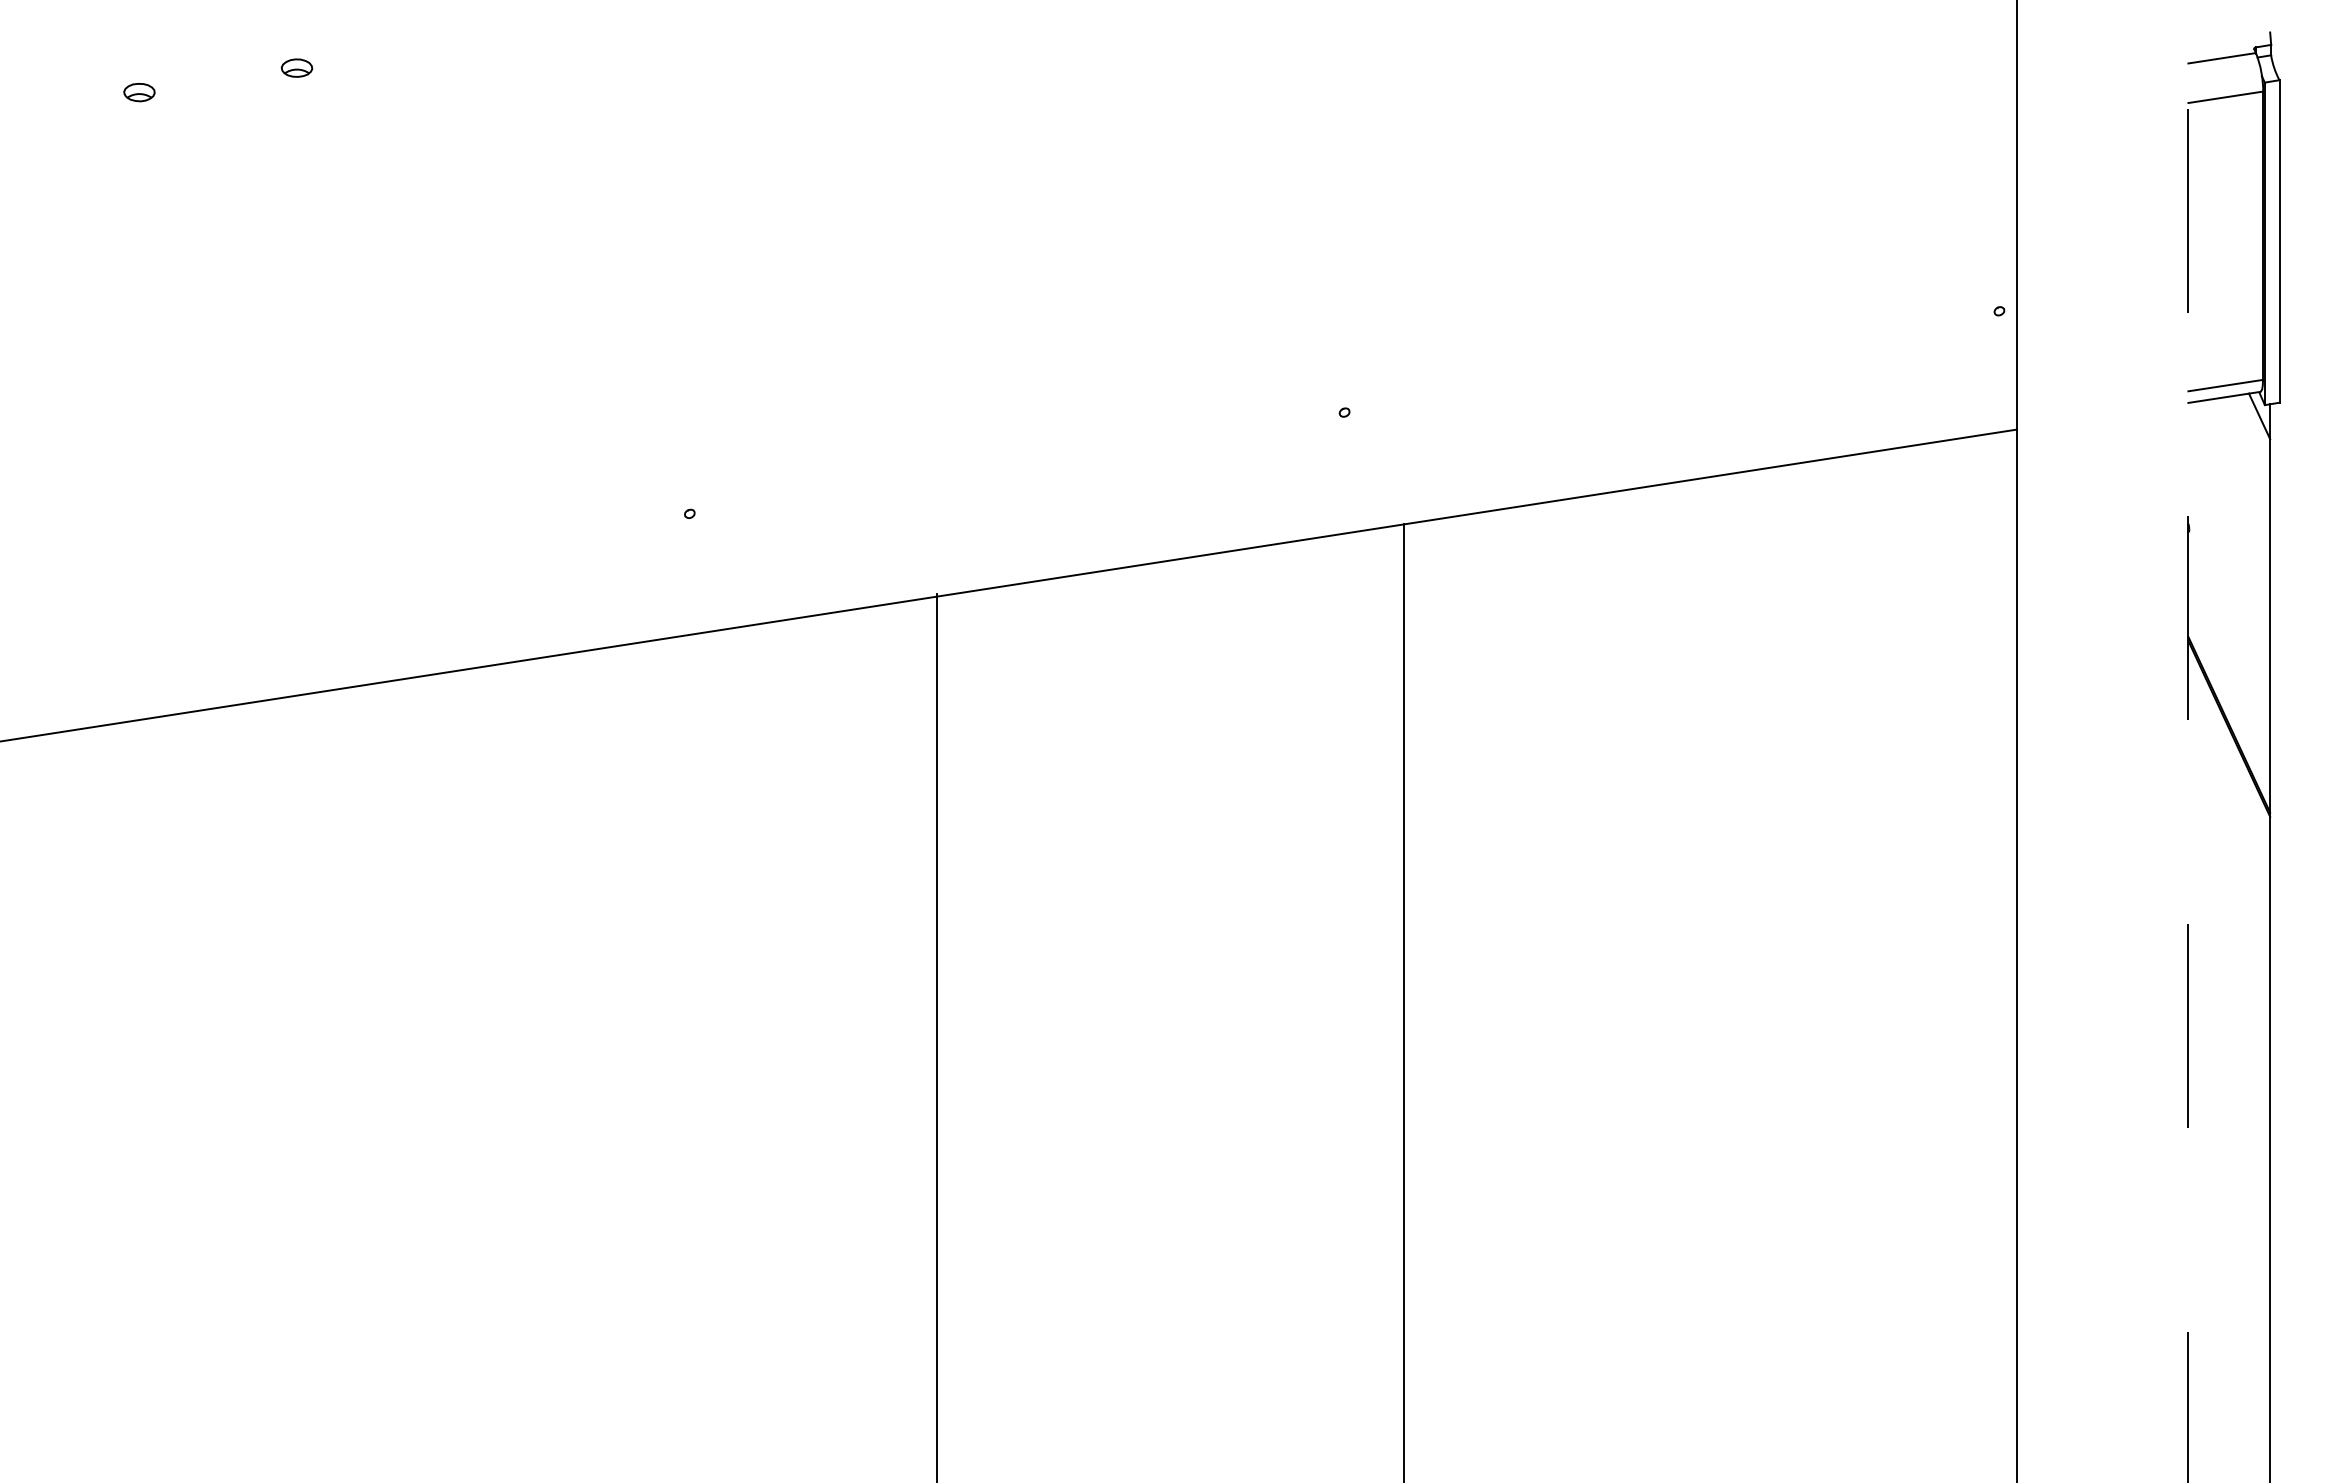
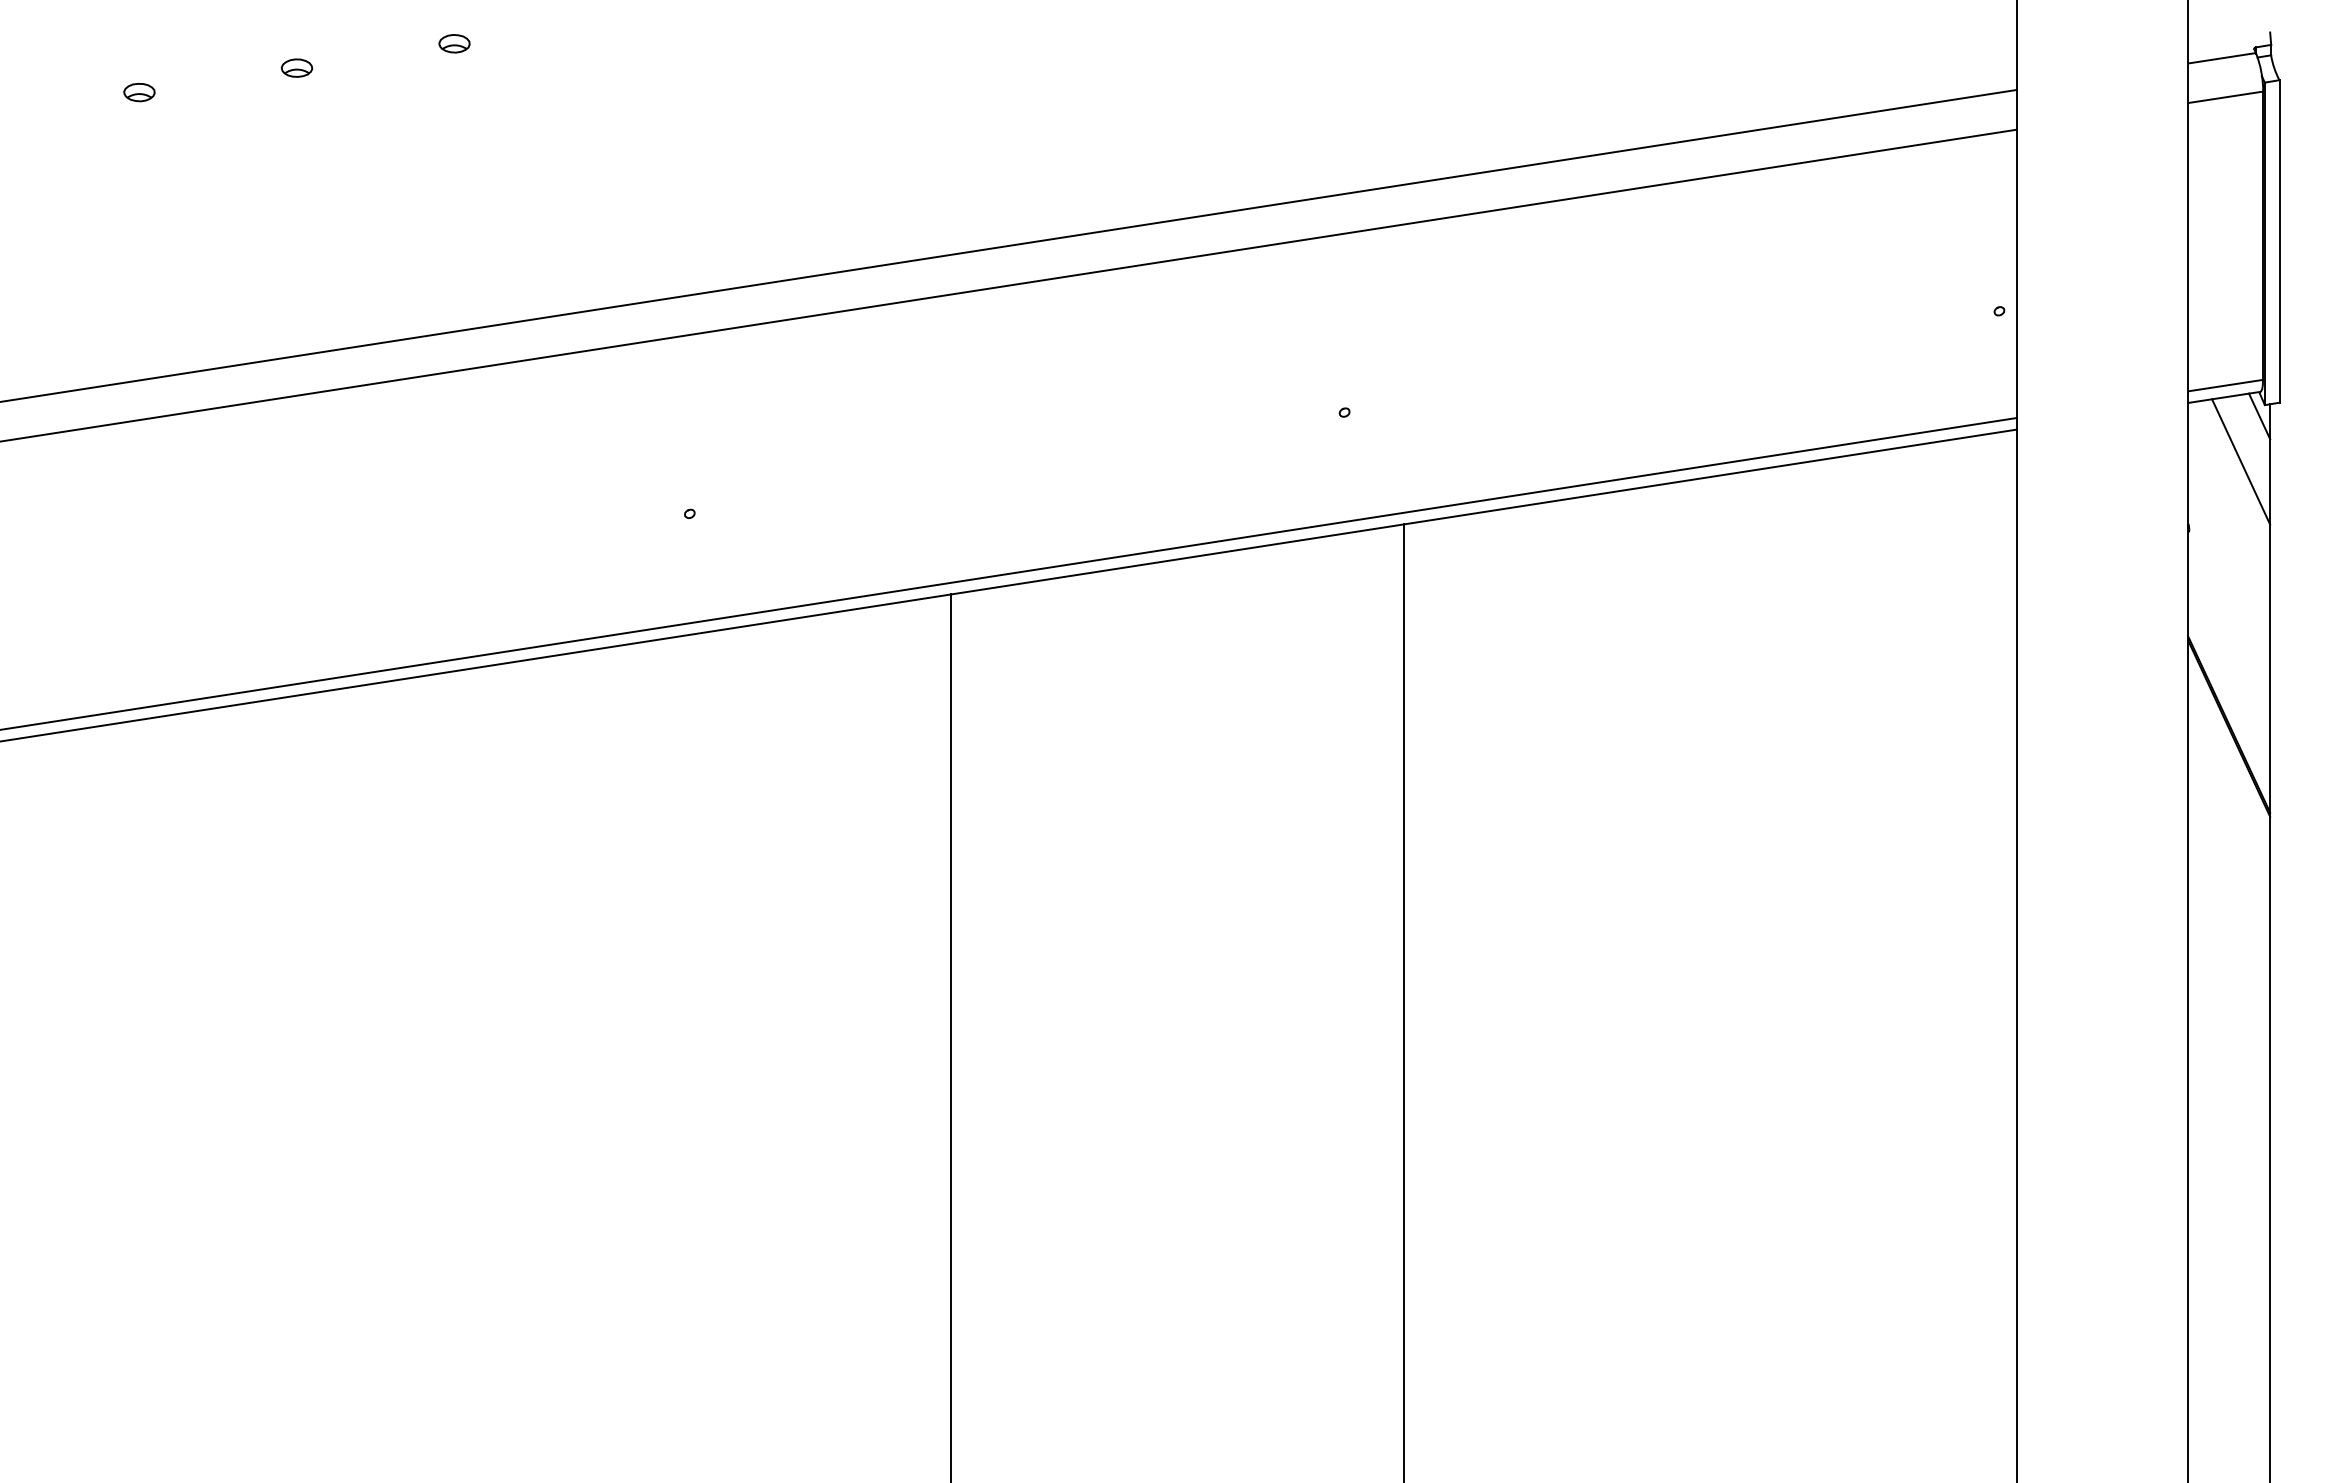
part: none -> present (454, 43)
line: none -> present (1009, 245)
line: none -> present (1009, 285)
line: none -> present (2241, 461)
line: none -> present (1009, 573)
line: dashed -> solid (2188, 741)
line position: (936, 1036) -> (950, 1036) (950, 1036)
